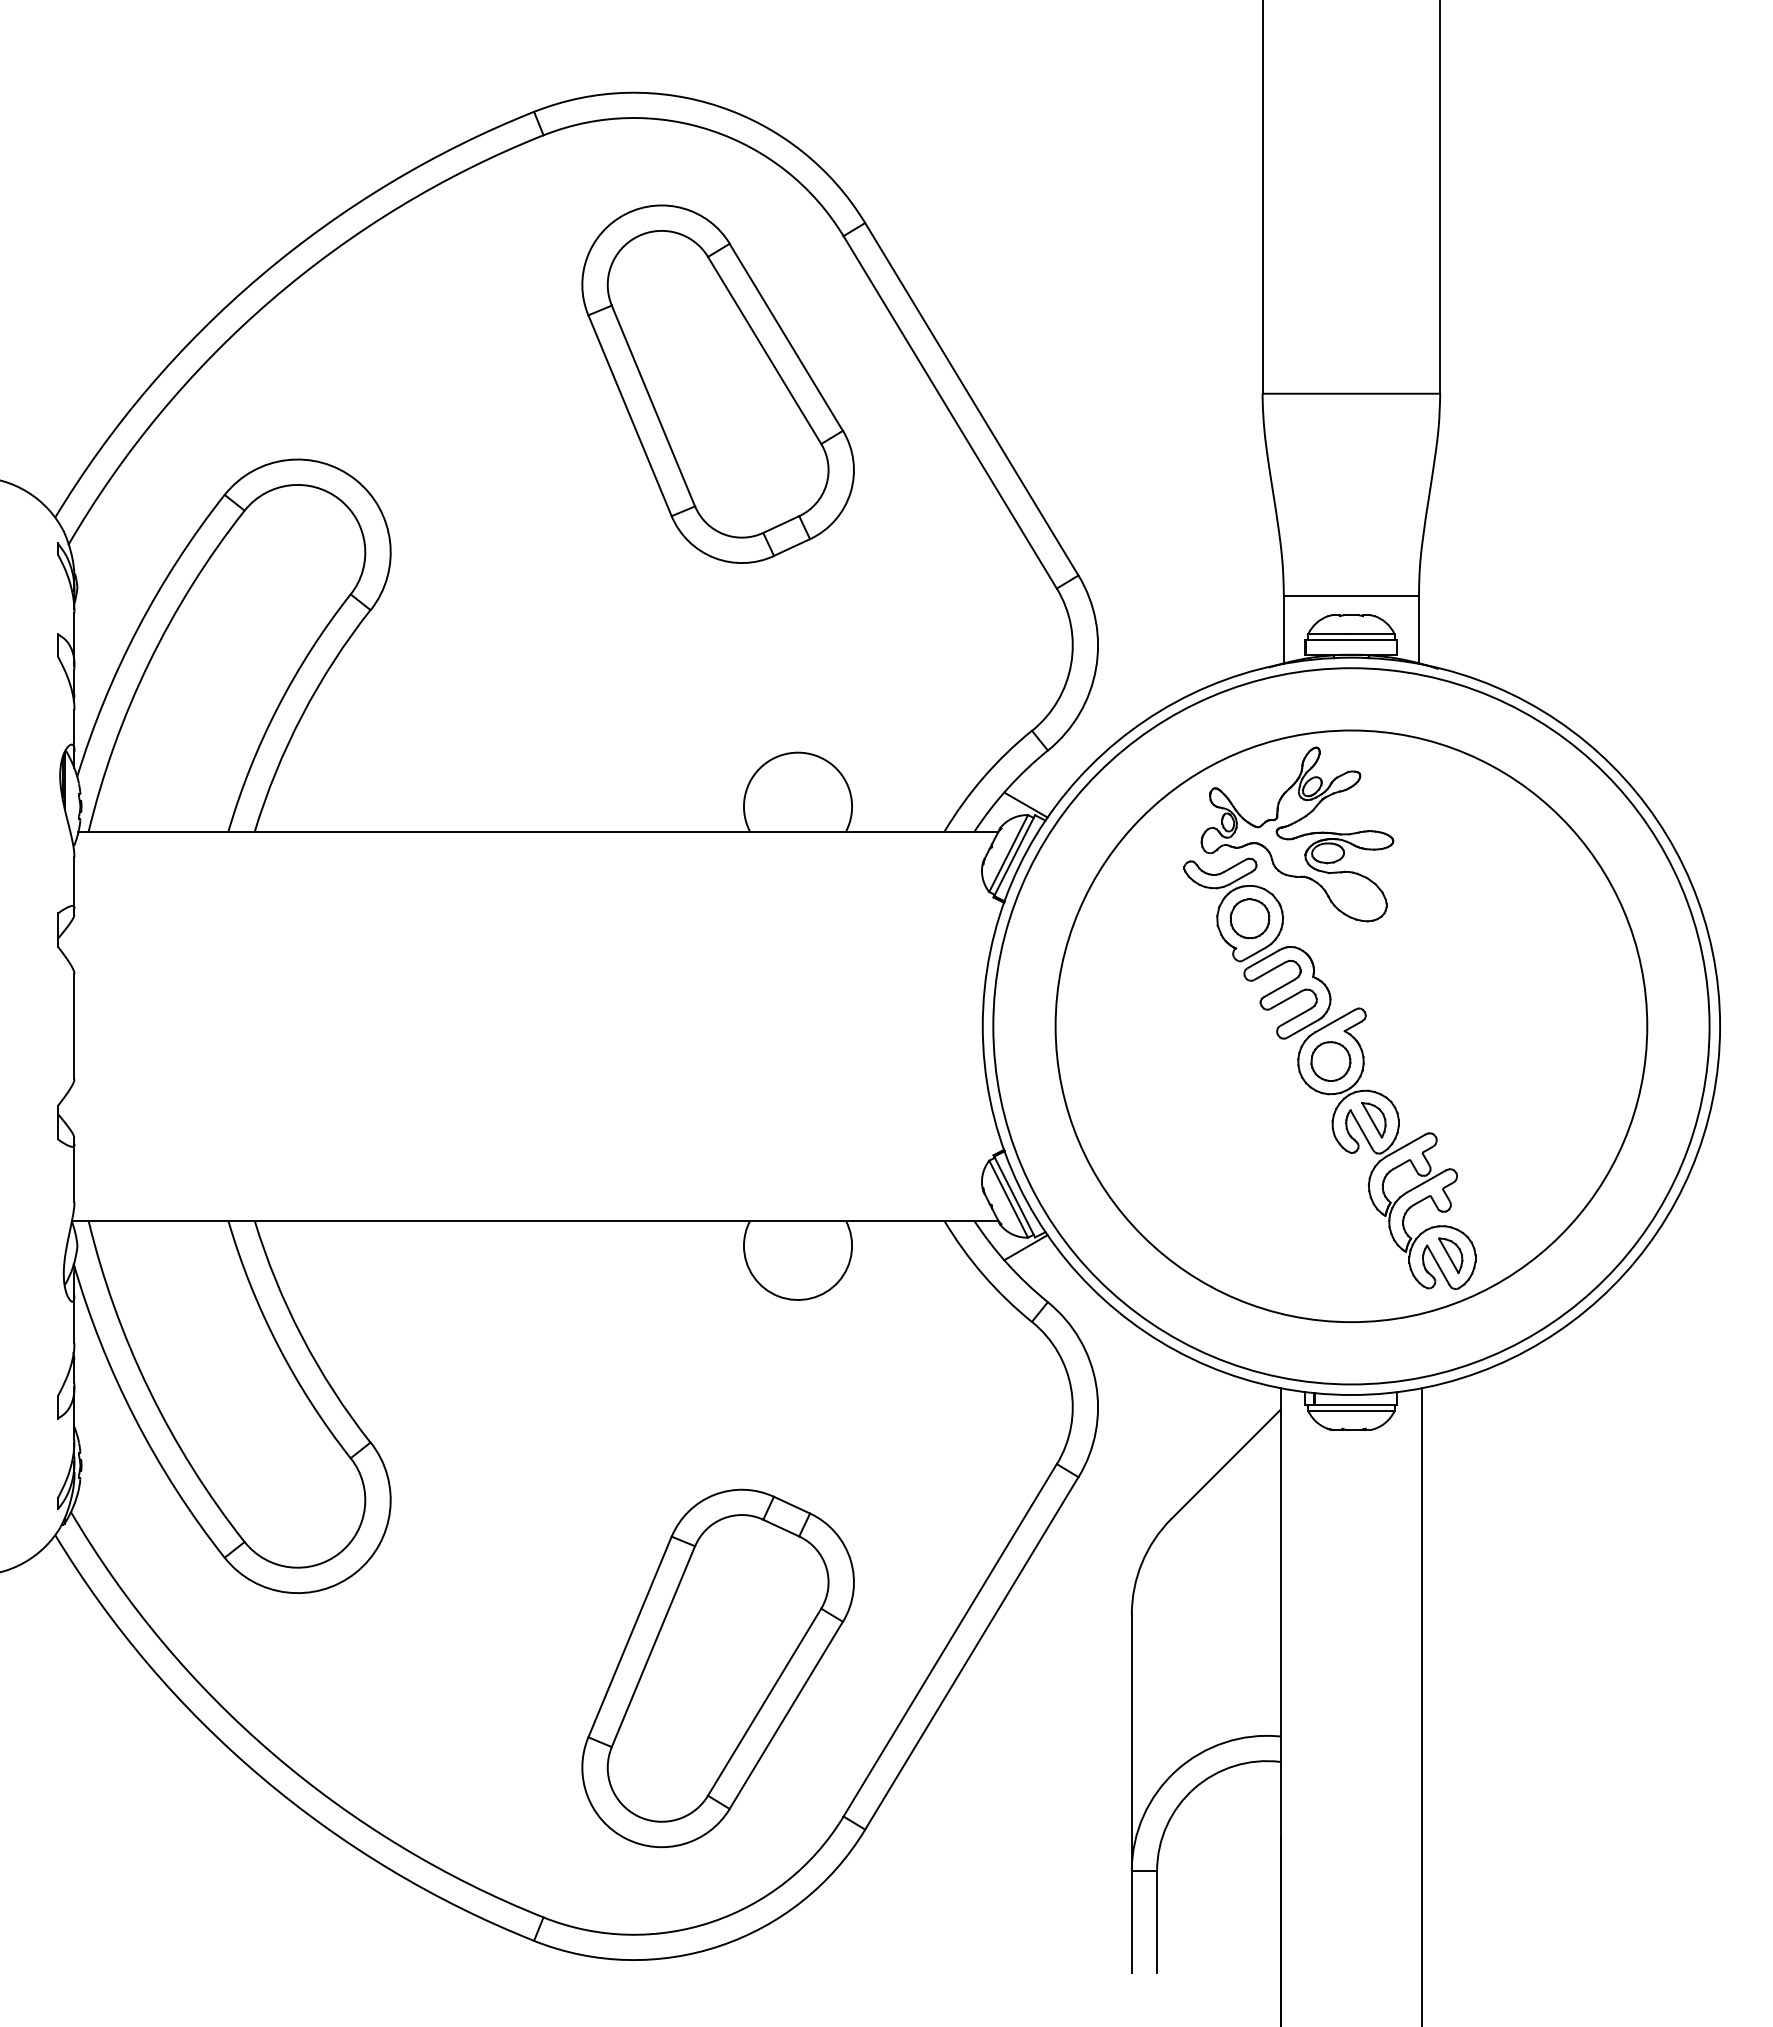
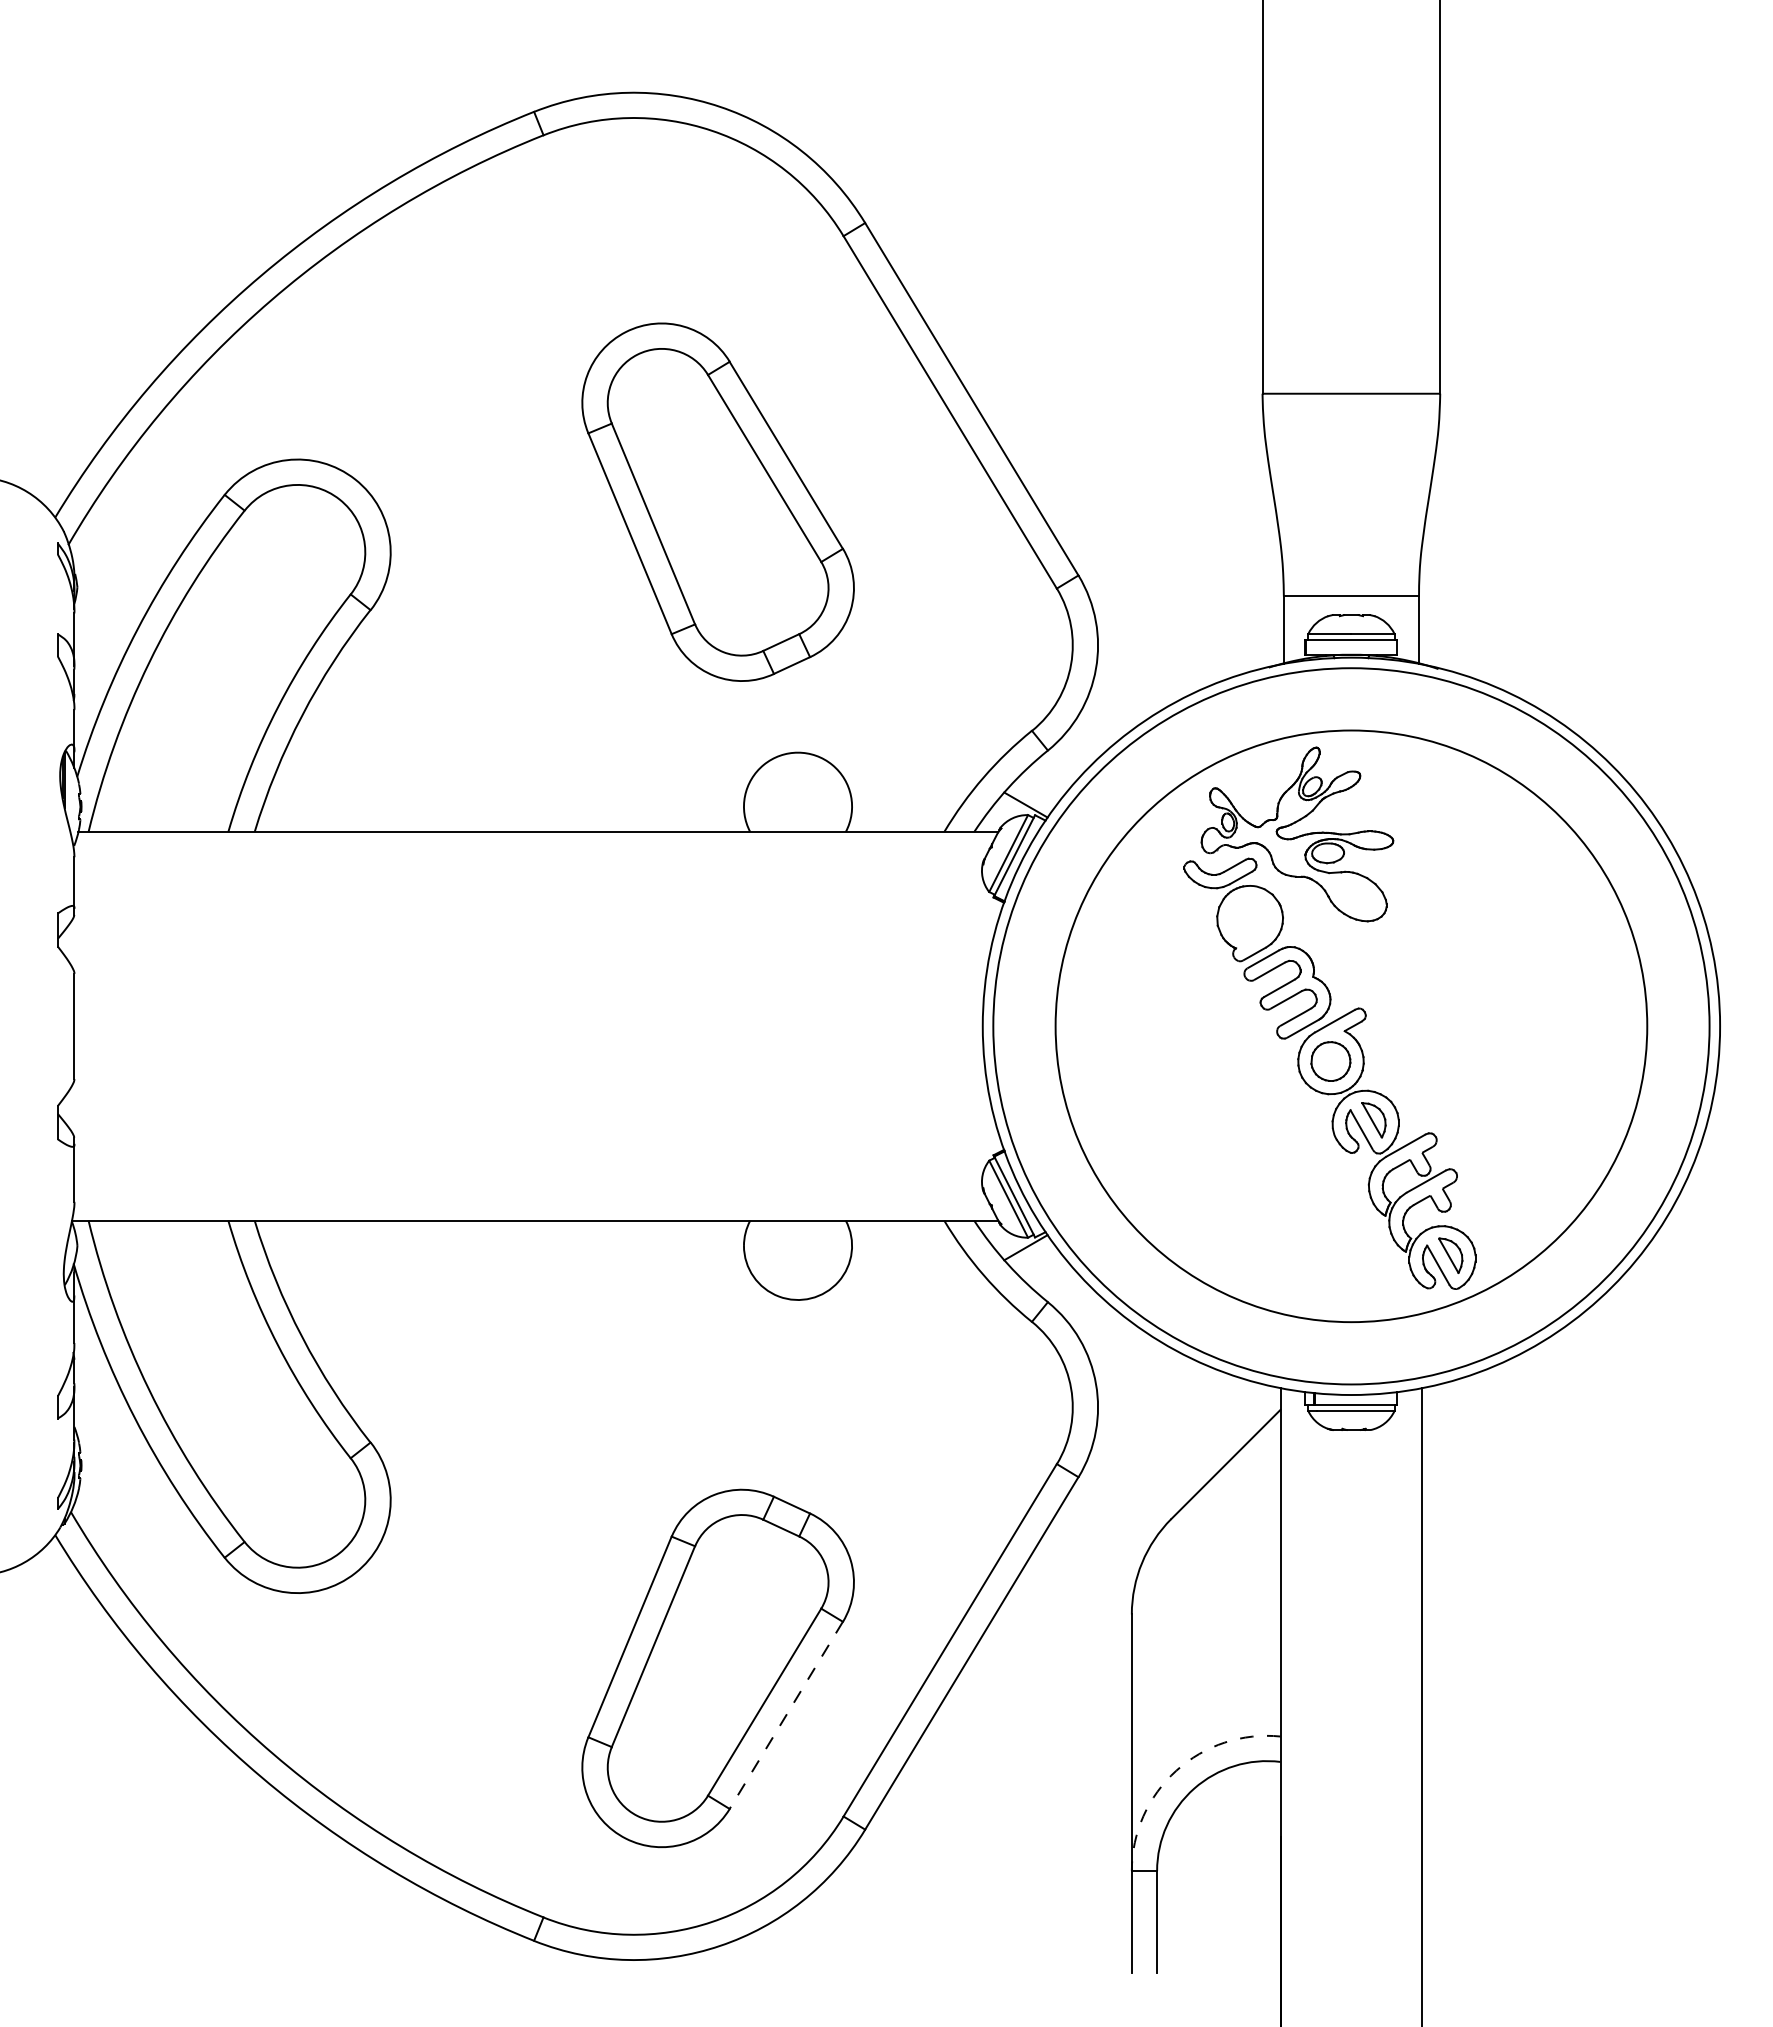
part position: (717, 383) -> (717, 501) (717, 501)
part: present -> none (1249, 918)
line: solid -> dashed (786, 1715)
arc: solid -> dashed (1176, 1770)
